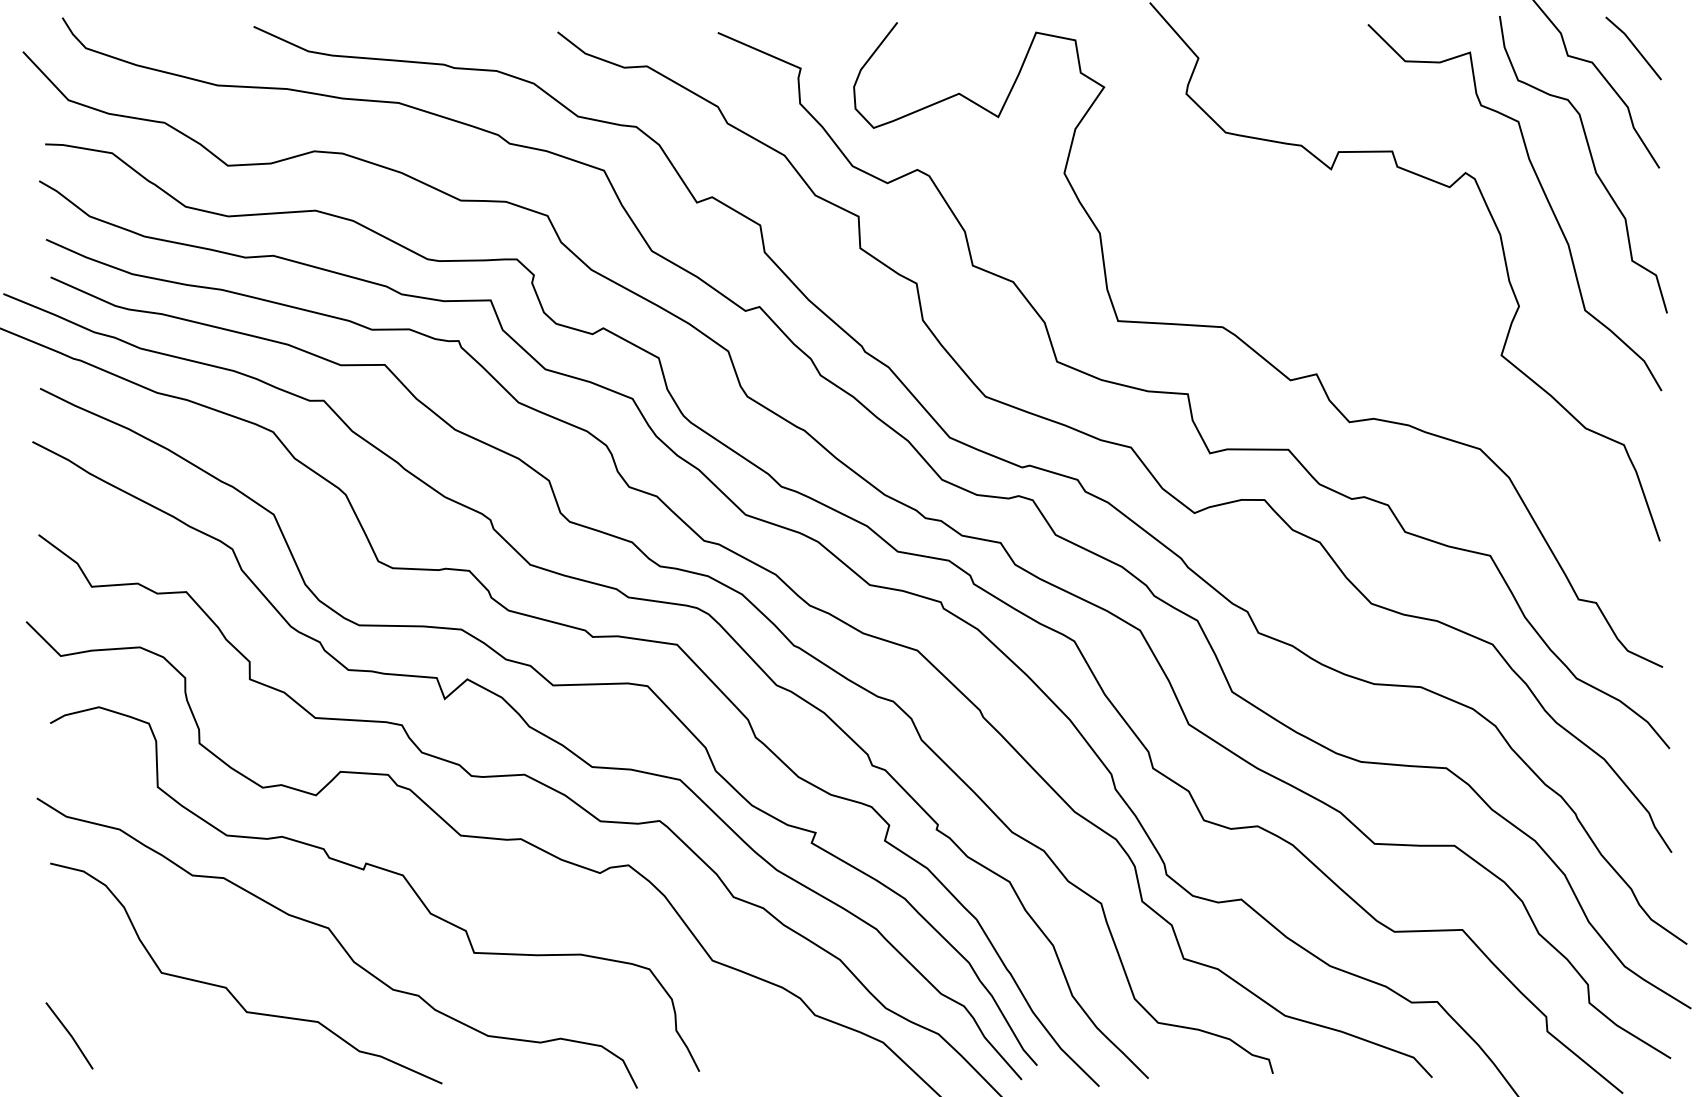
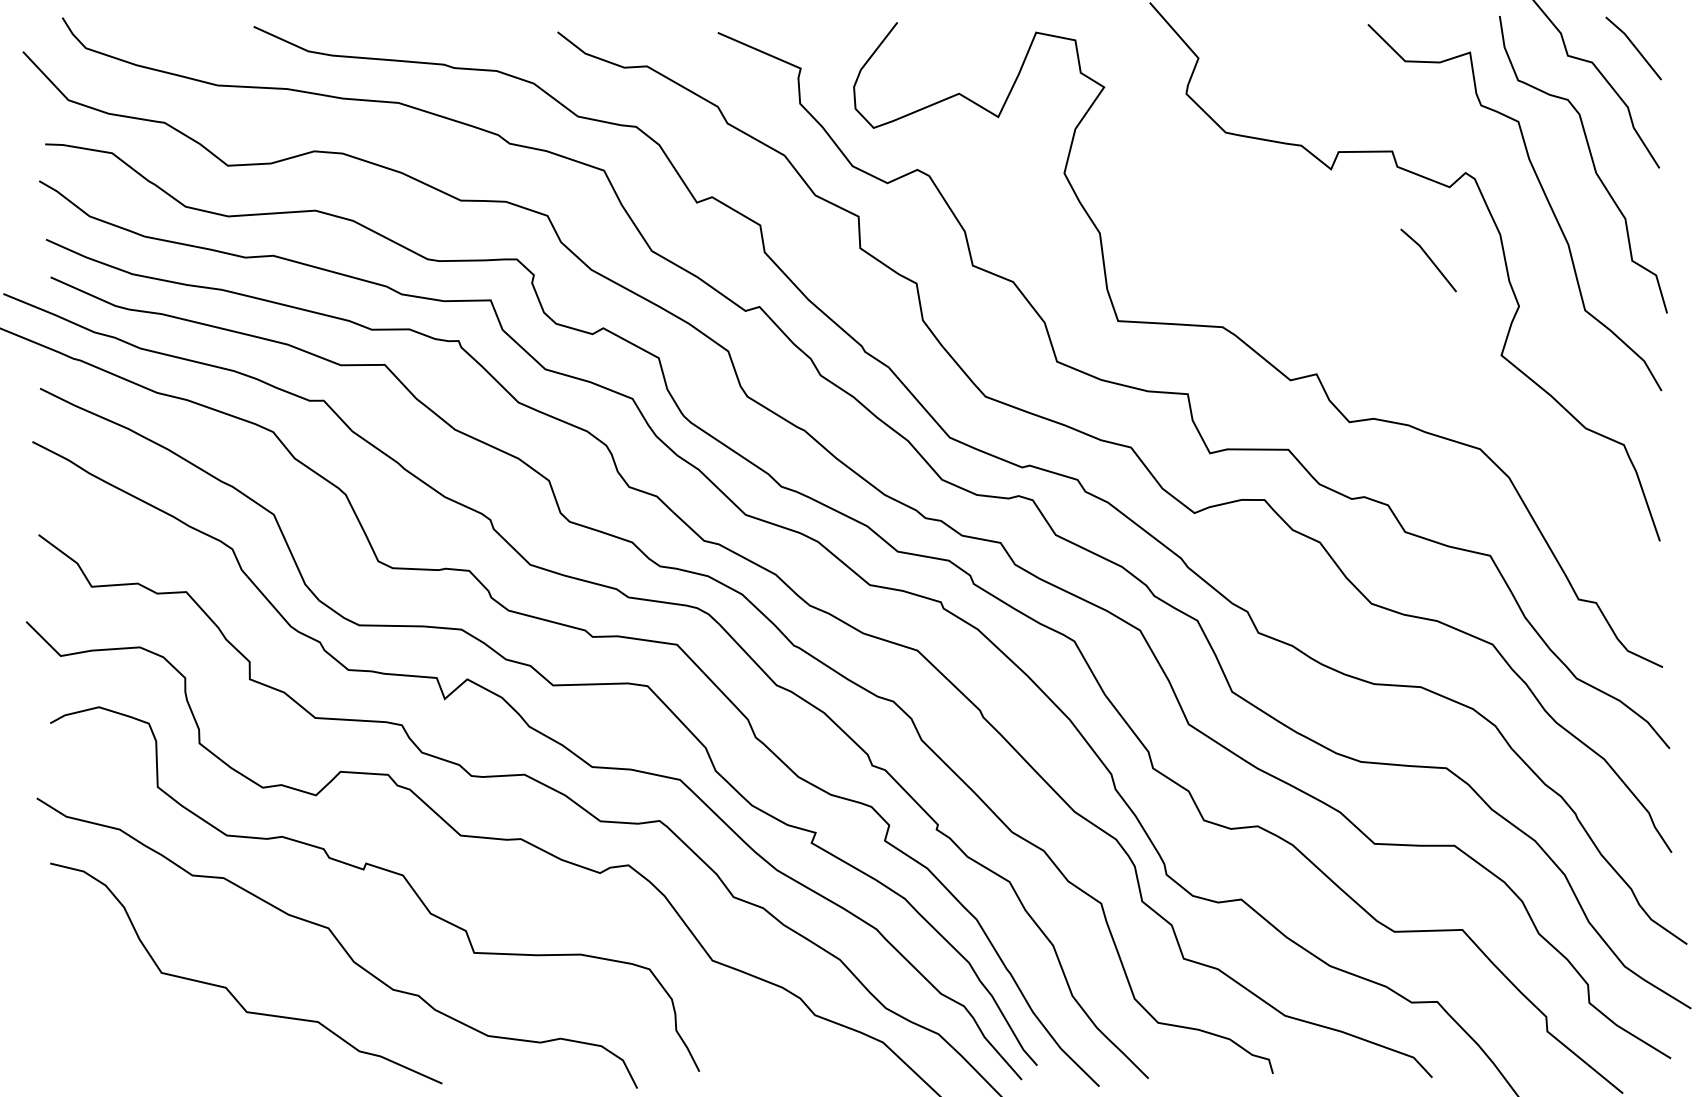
line: none -> present (1429, 259)
line: present -> none (69, 1035)
